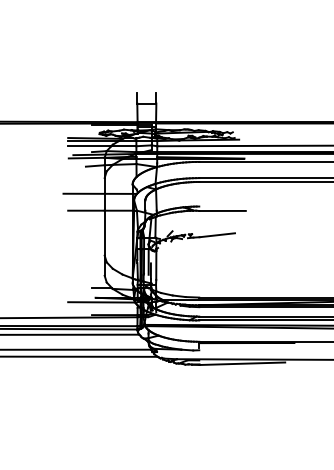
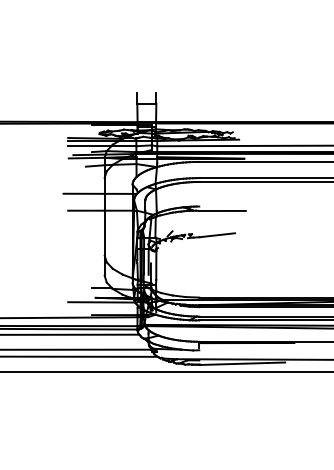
line: none -> present (166, 371)
